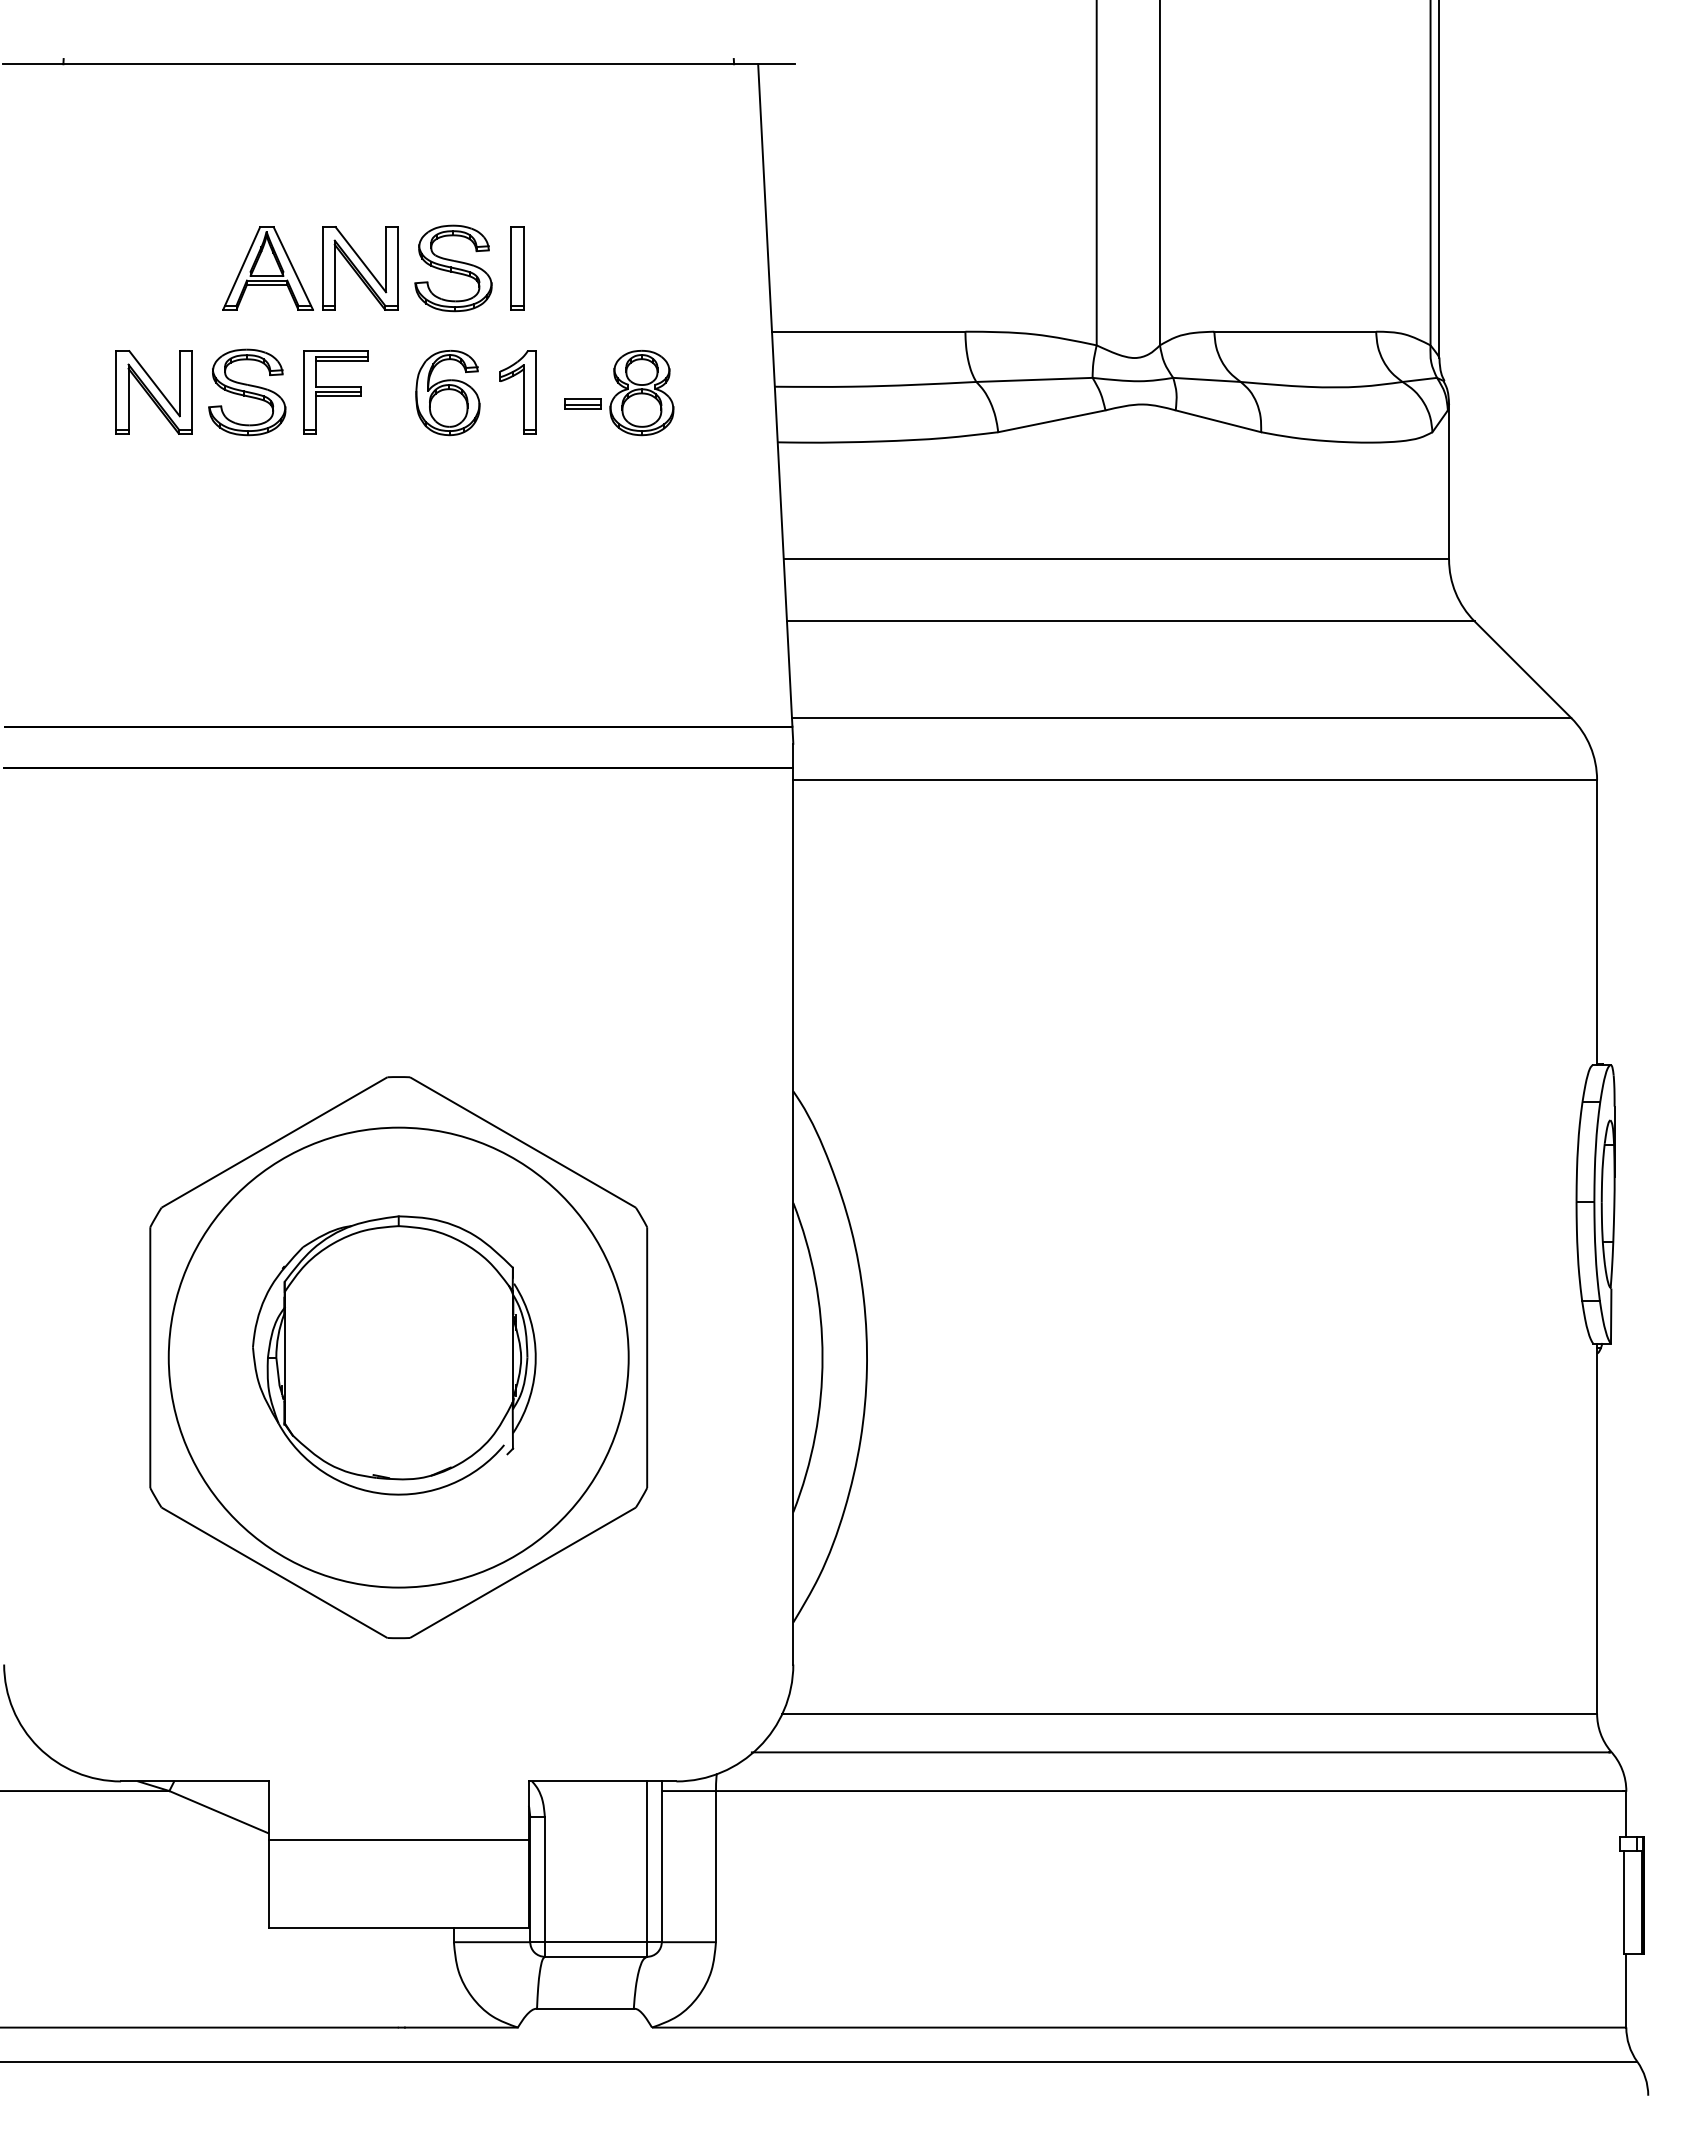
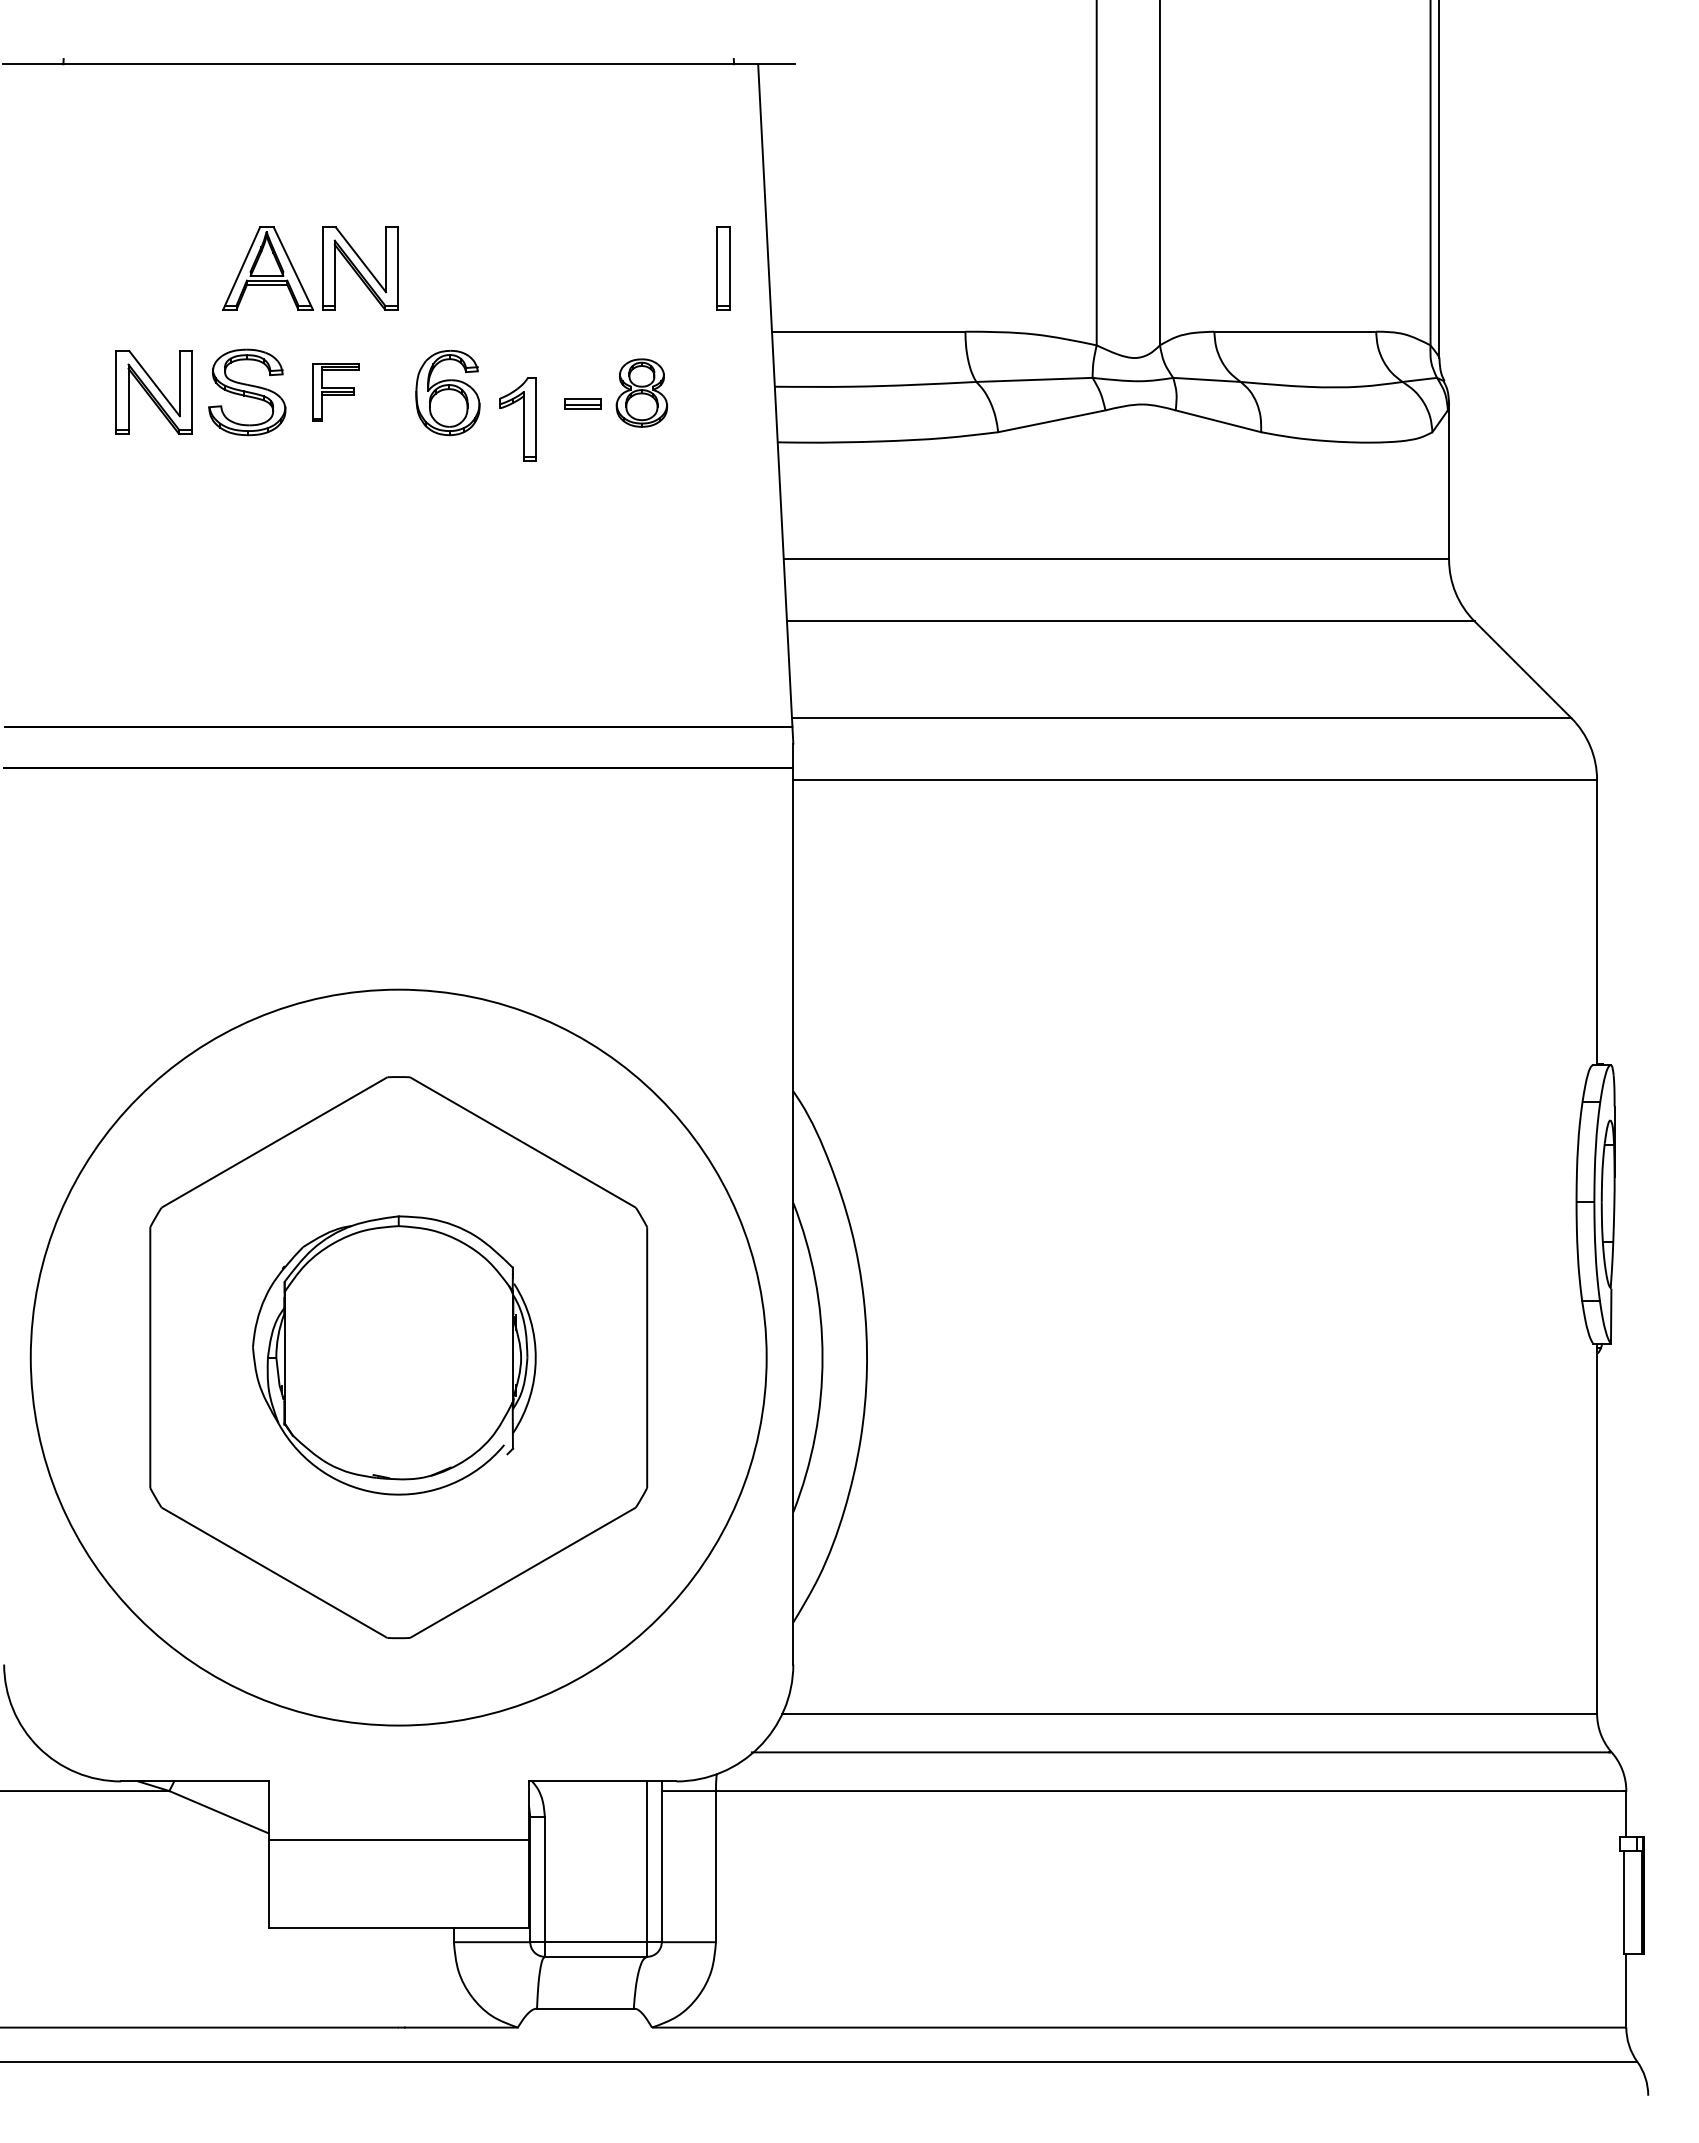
part: present -> none (453, 268)
part position: (517, 268) -> (723, 268) (723, 268)
part size: 66x85 px -> 48x59 px (335, 392)
part position: (517, 392) -> (517, 419) (517, 419)
part size: 66x87 px -> 53x70 px (641, 392)
circle diameter: 460 px -> 736 px (398, 1357)
